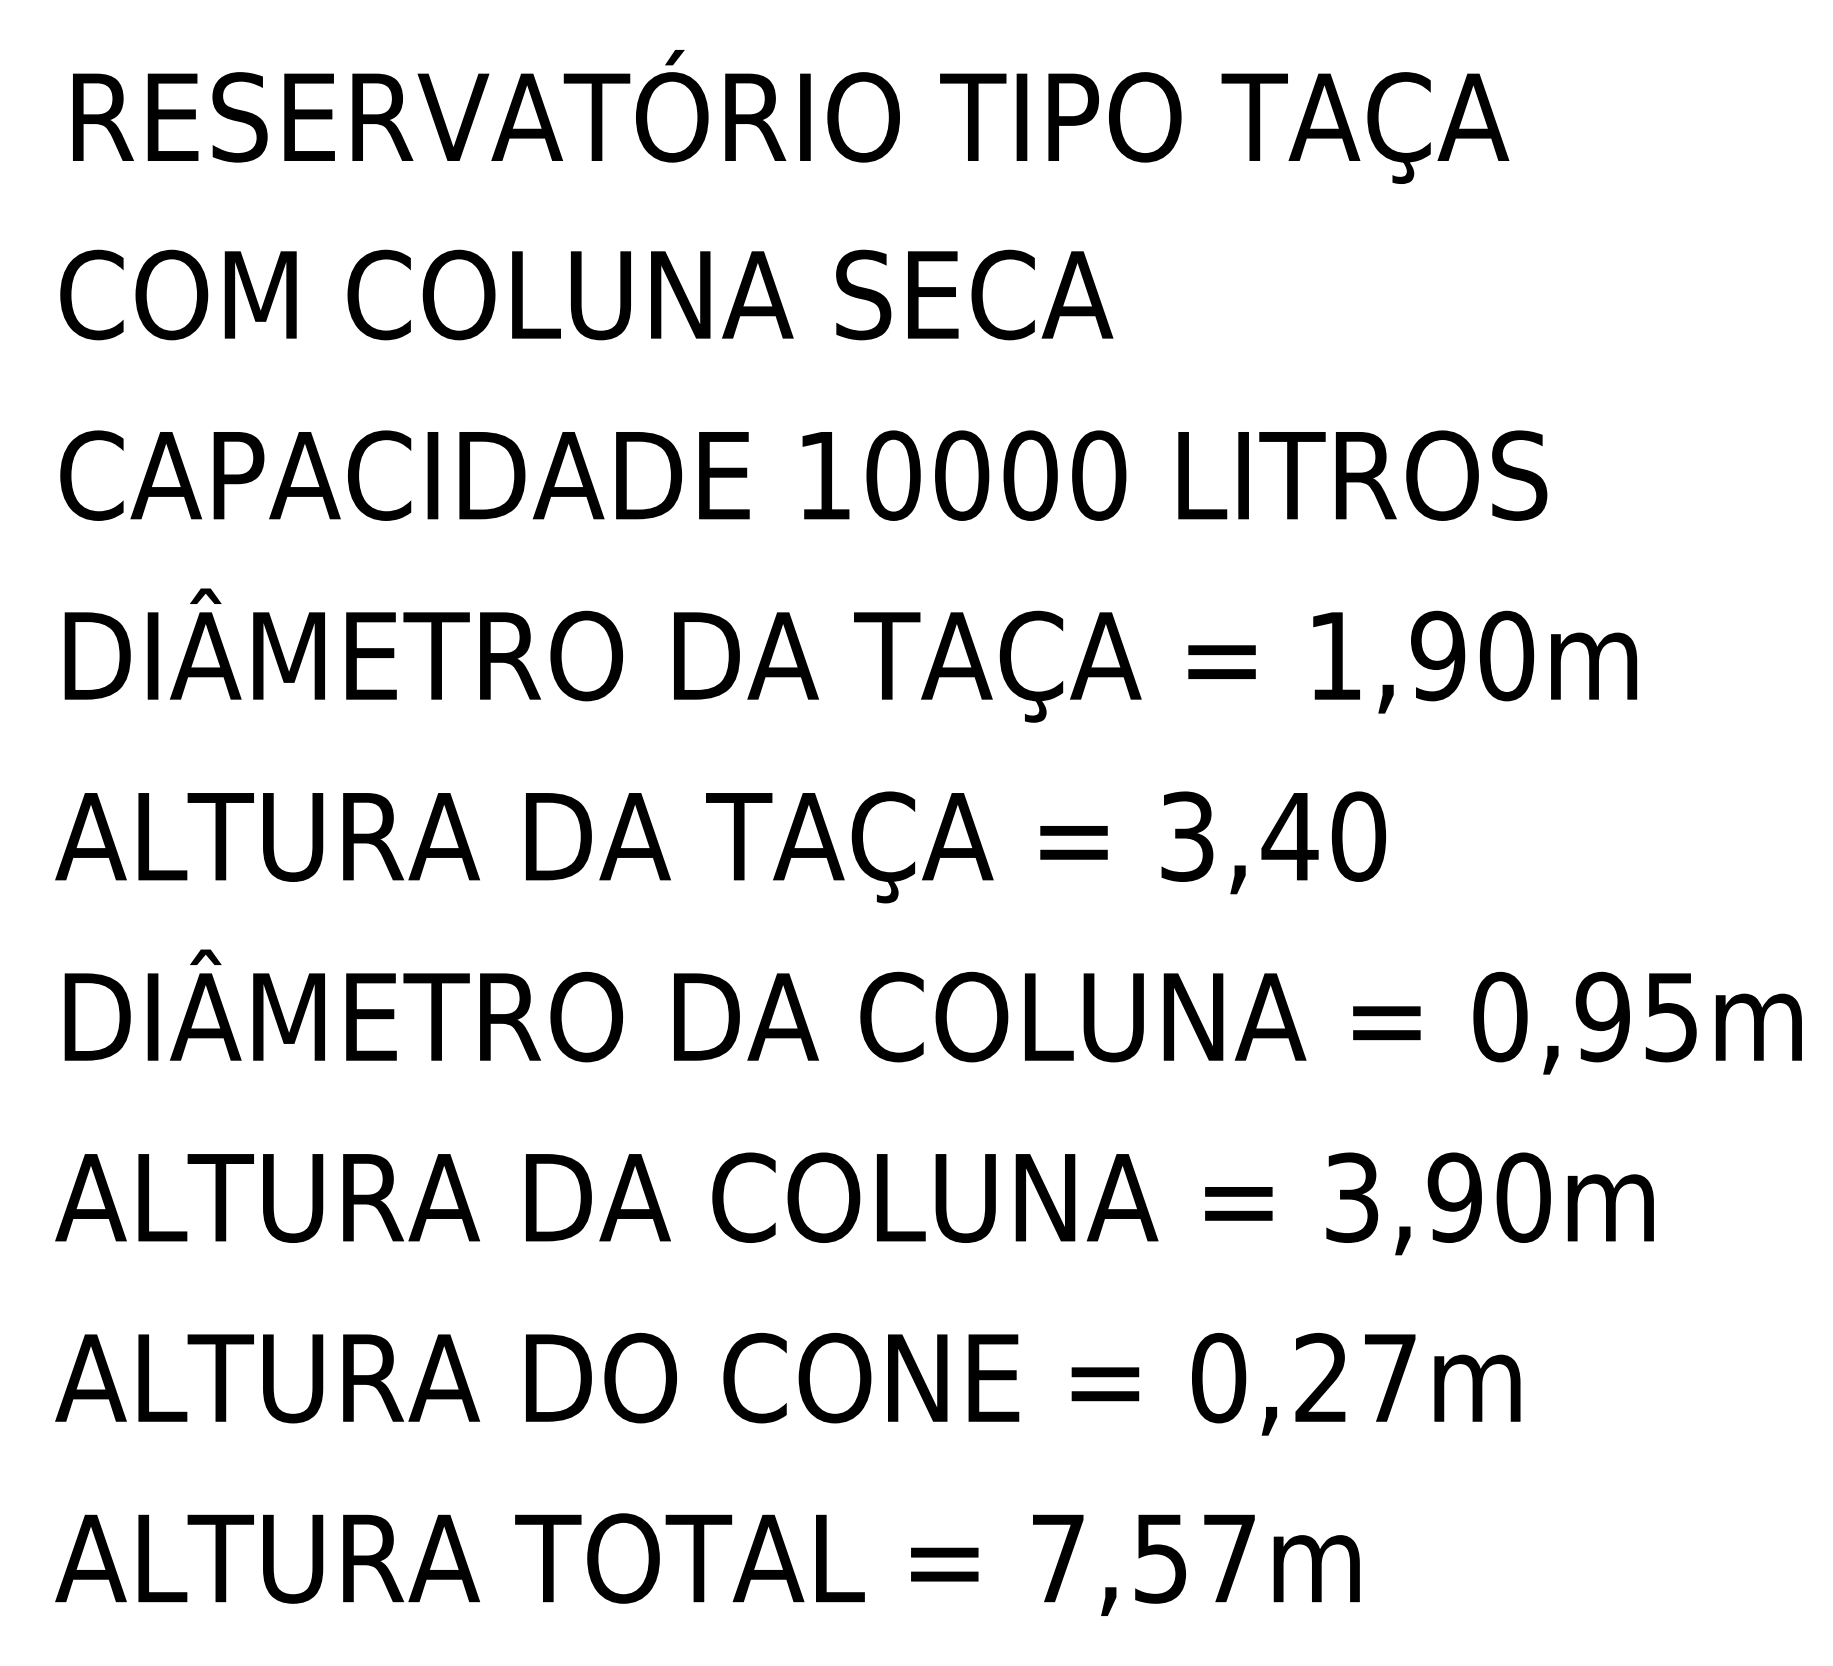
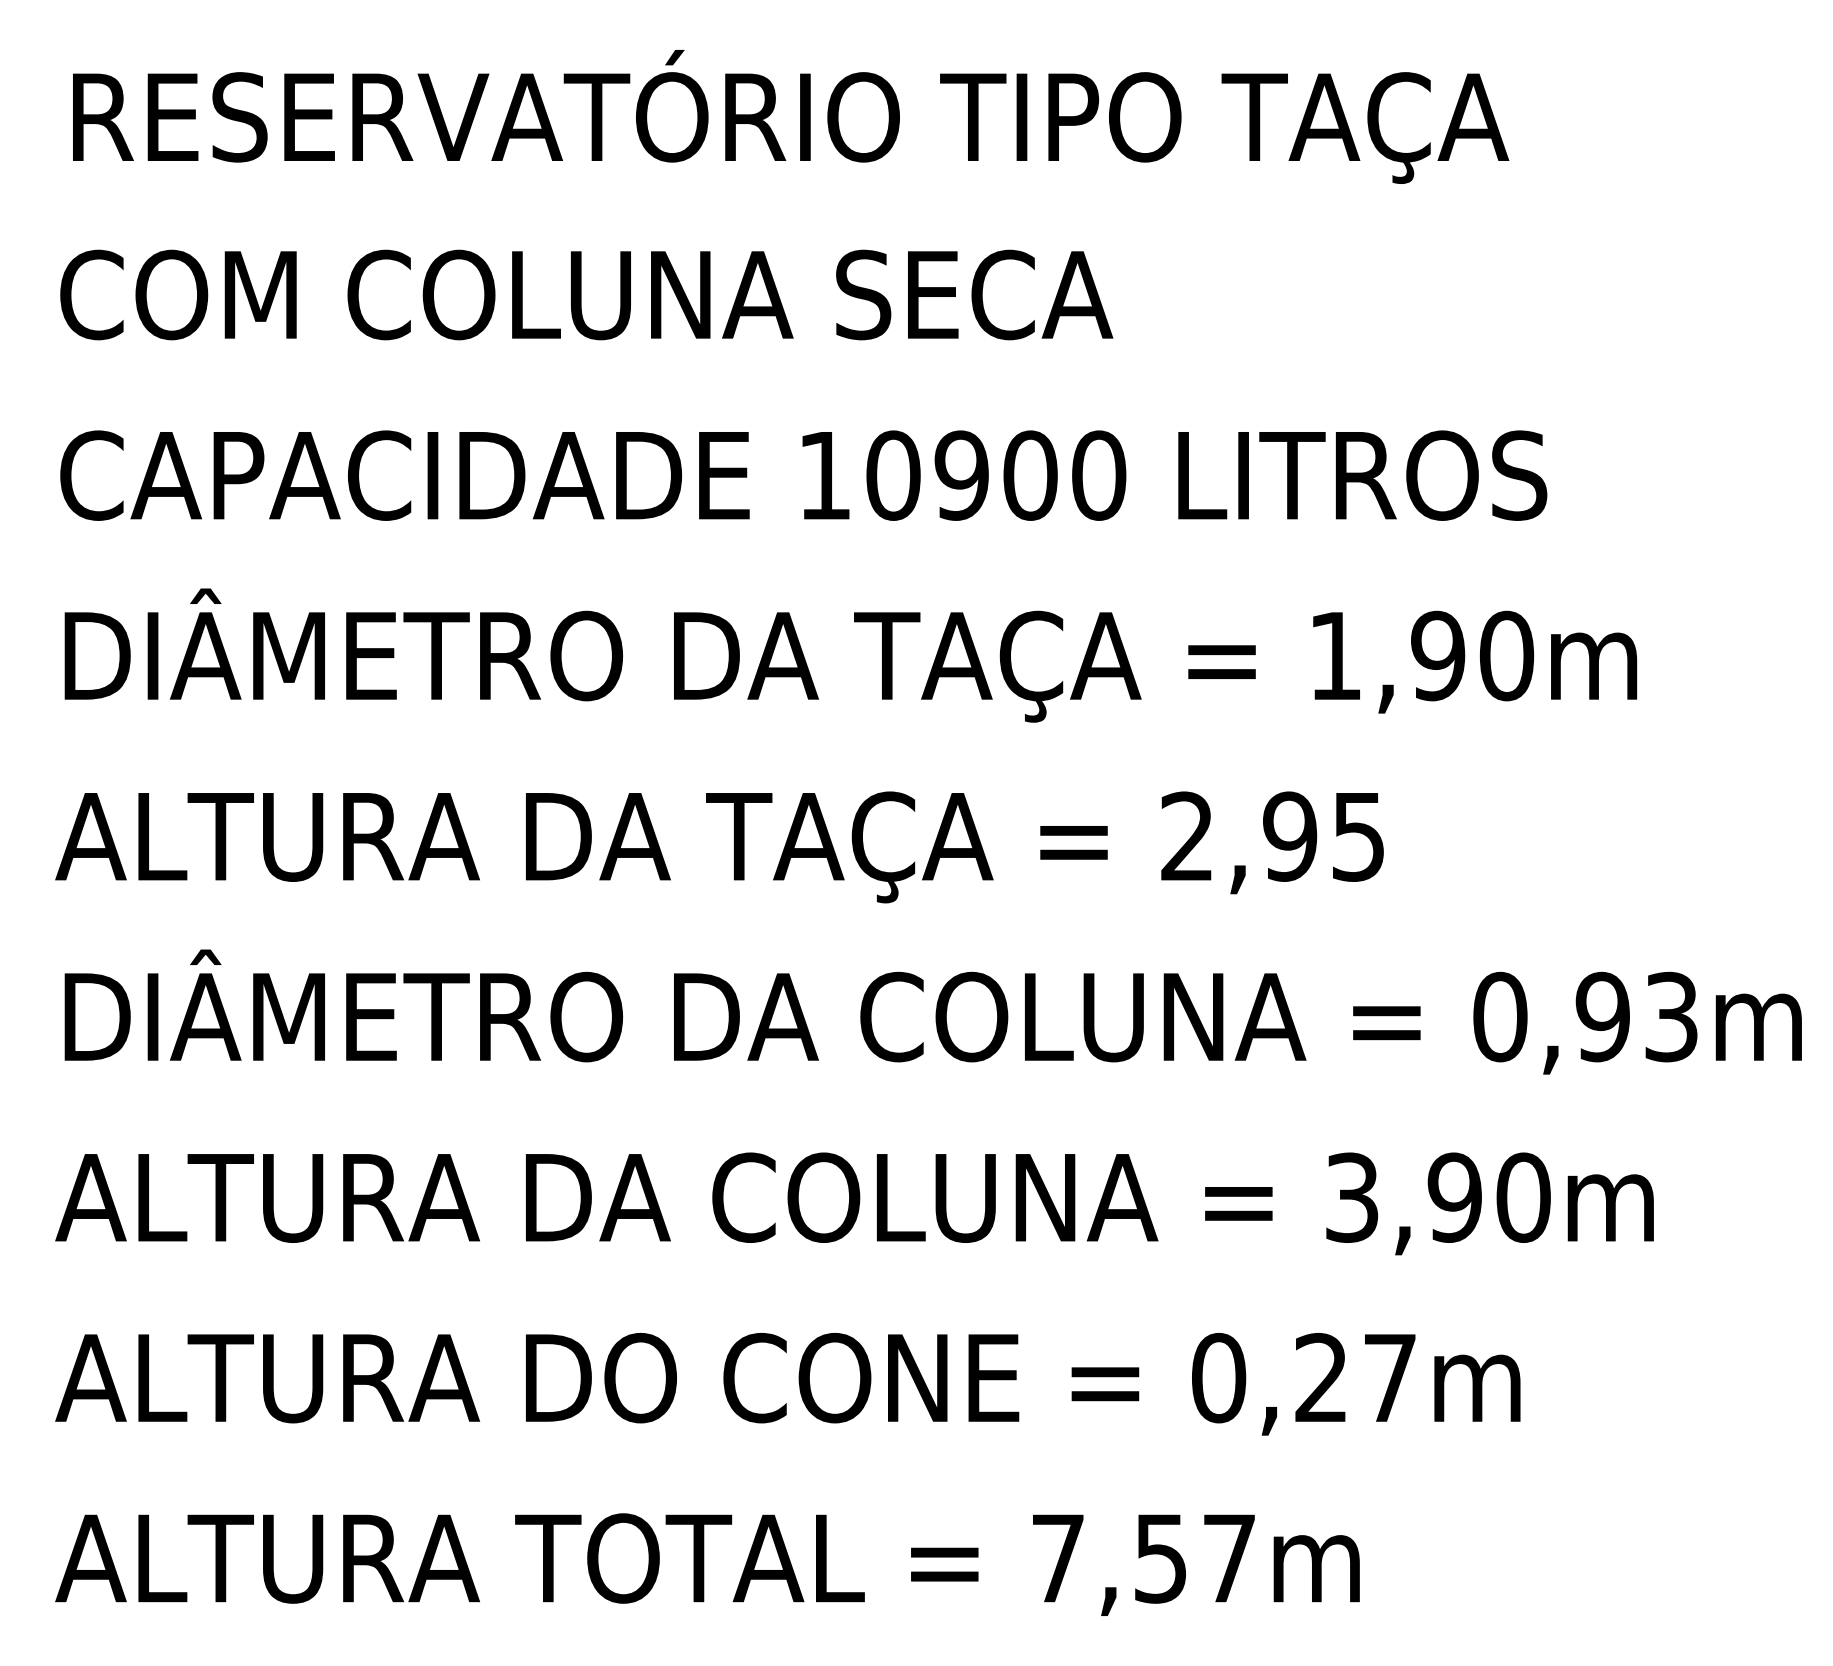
text: 10000 -> 10900 (961, 475)
text: 3,40 -> 2,95 (1273, 836)
text: 0,95m -> 0,93m (1671, 1016)
